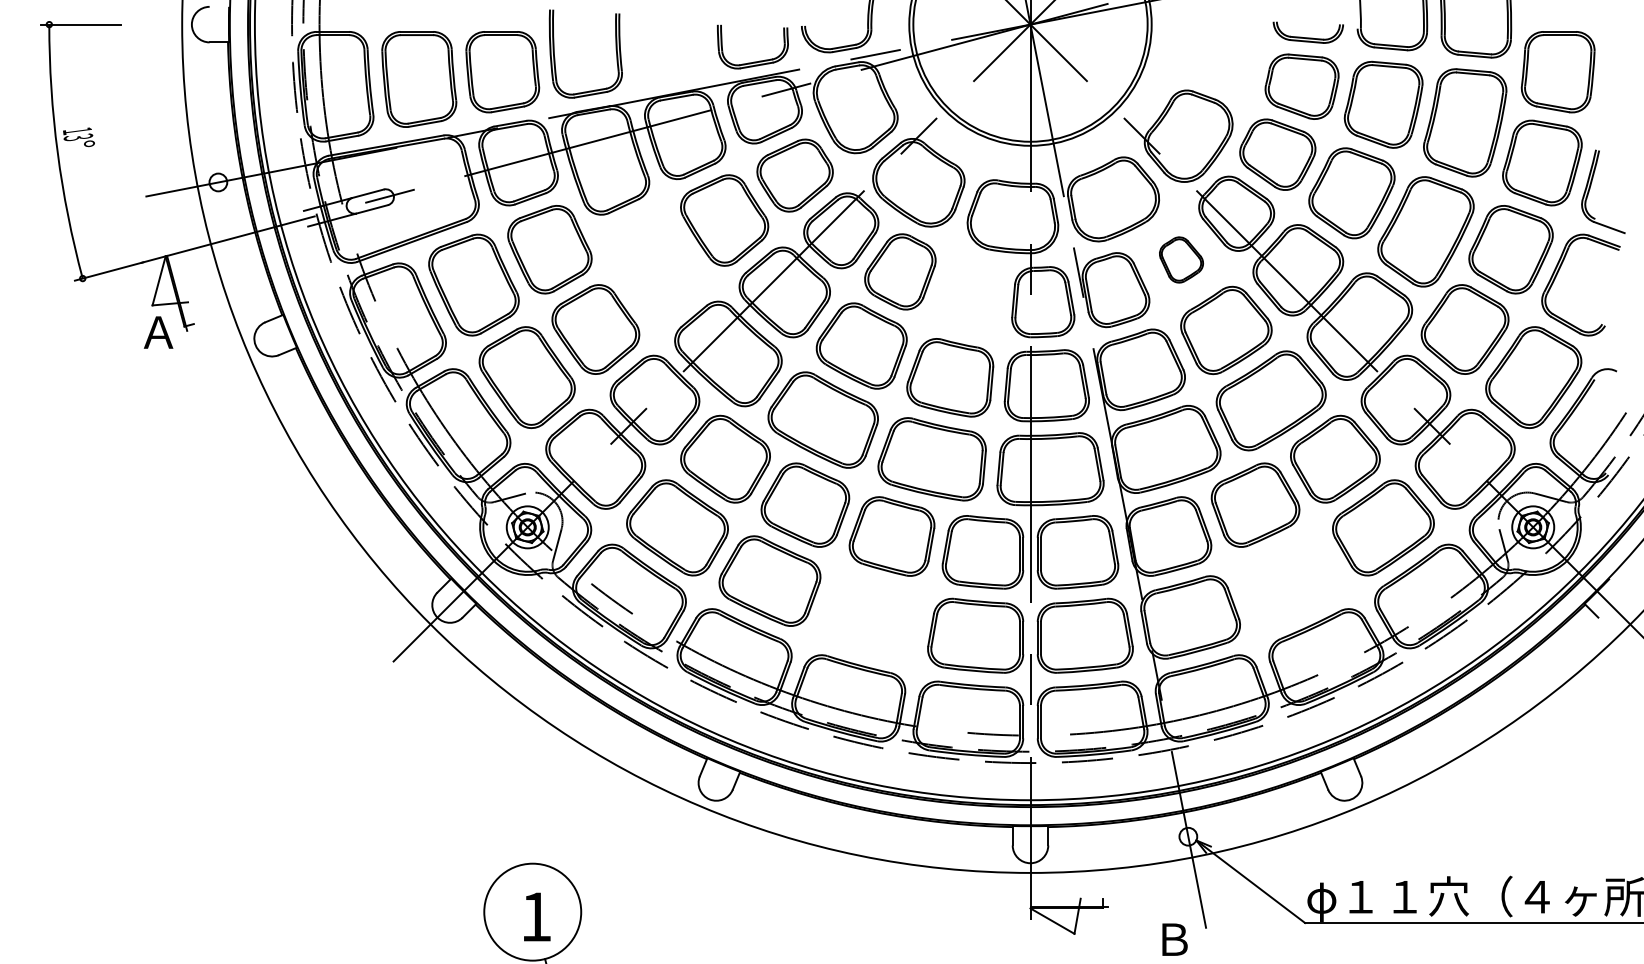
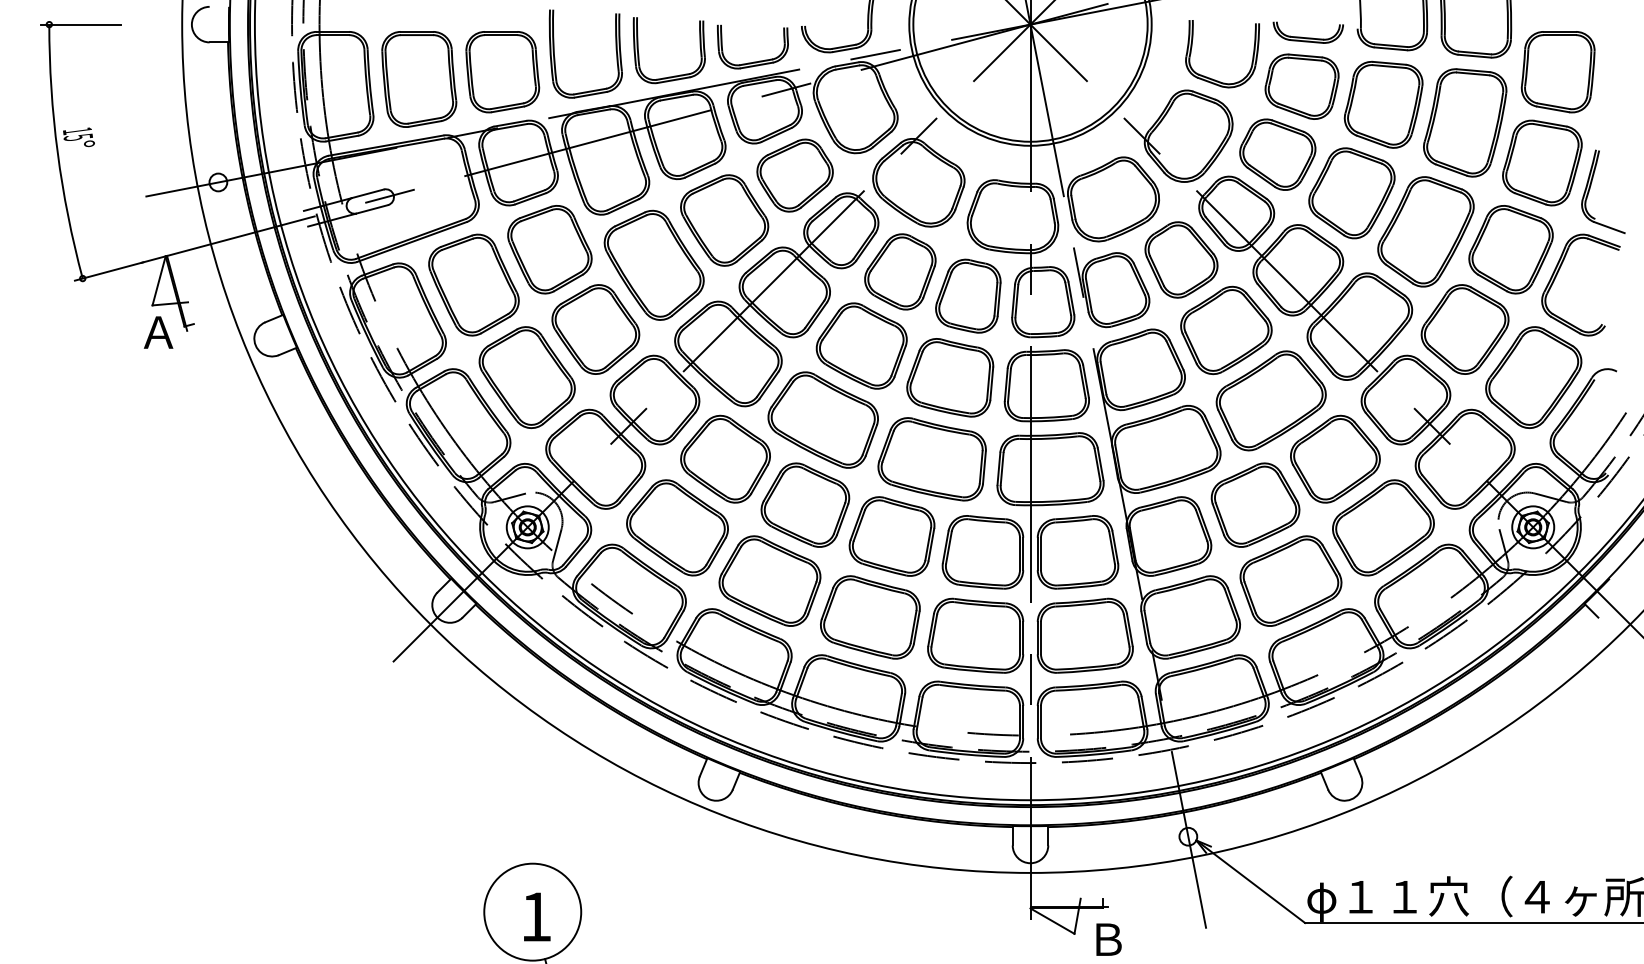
part: none -> present (674, 75)
part: none -> present (1215, 79)
text: 13 -> 15 (78, 137)
part size: 45x48 px -> 75x78 px (1181, 259)
part: none -> present (653, 264)
part: none -> present (968, 295)
part: none -> present (1290, 580)
part: none -> present (870, 617)
text position: (1174, 939) -> (1108, 939) (1108, 939)
